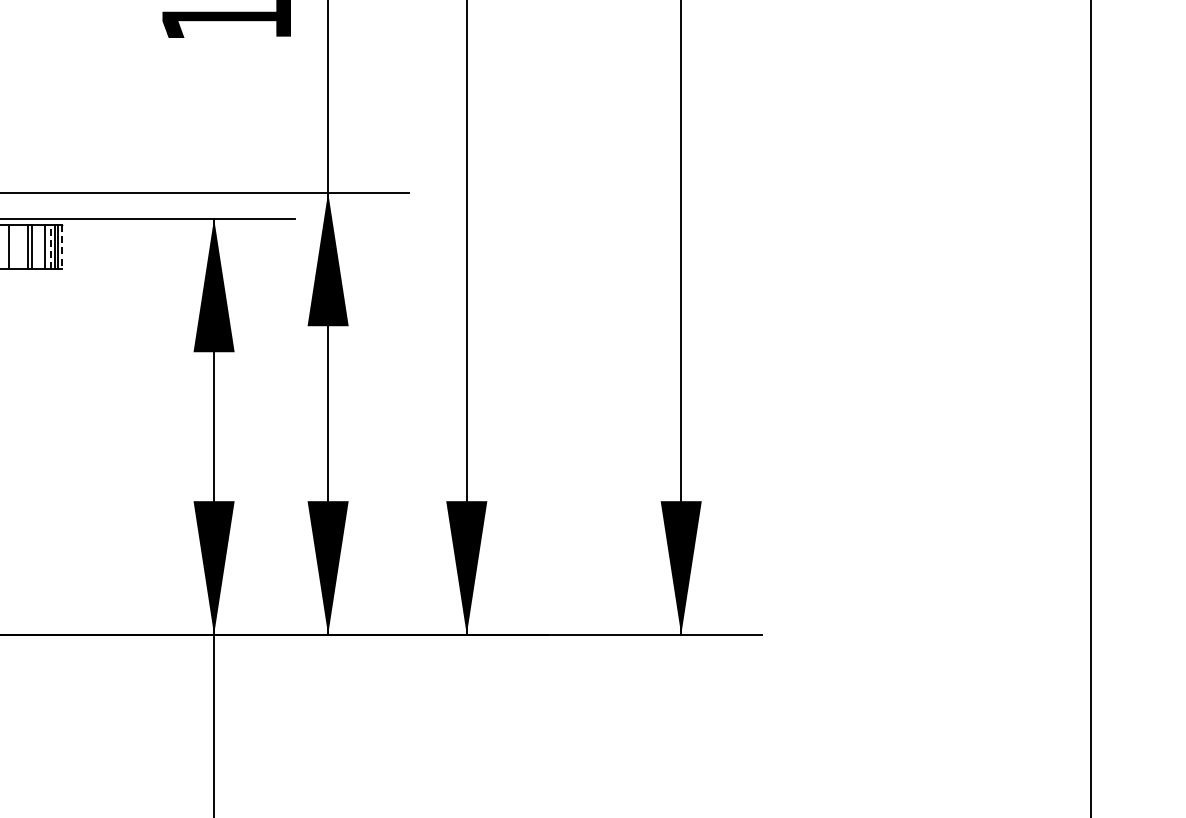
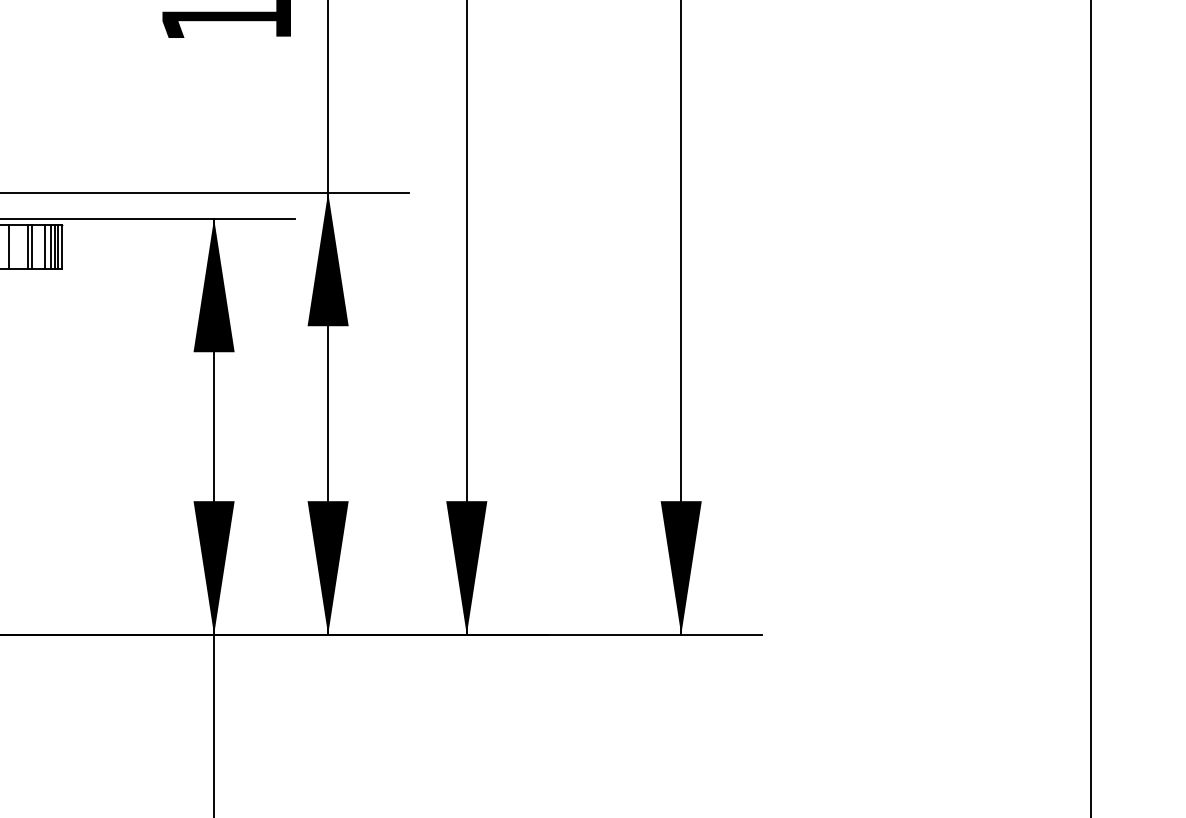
line: dashed -> solid (50, 247)
line: dashed -> solid (62, 247)
